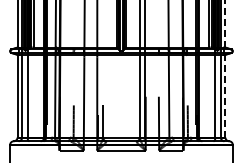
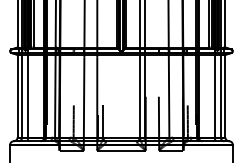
line: dashed -> solid (225, 23)
line: dashed -> solid (225, 95)
